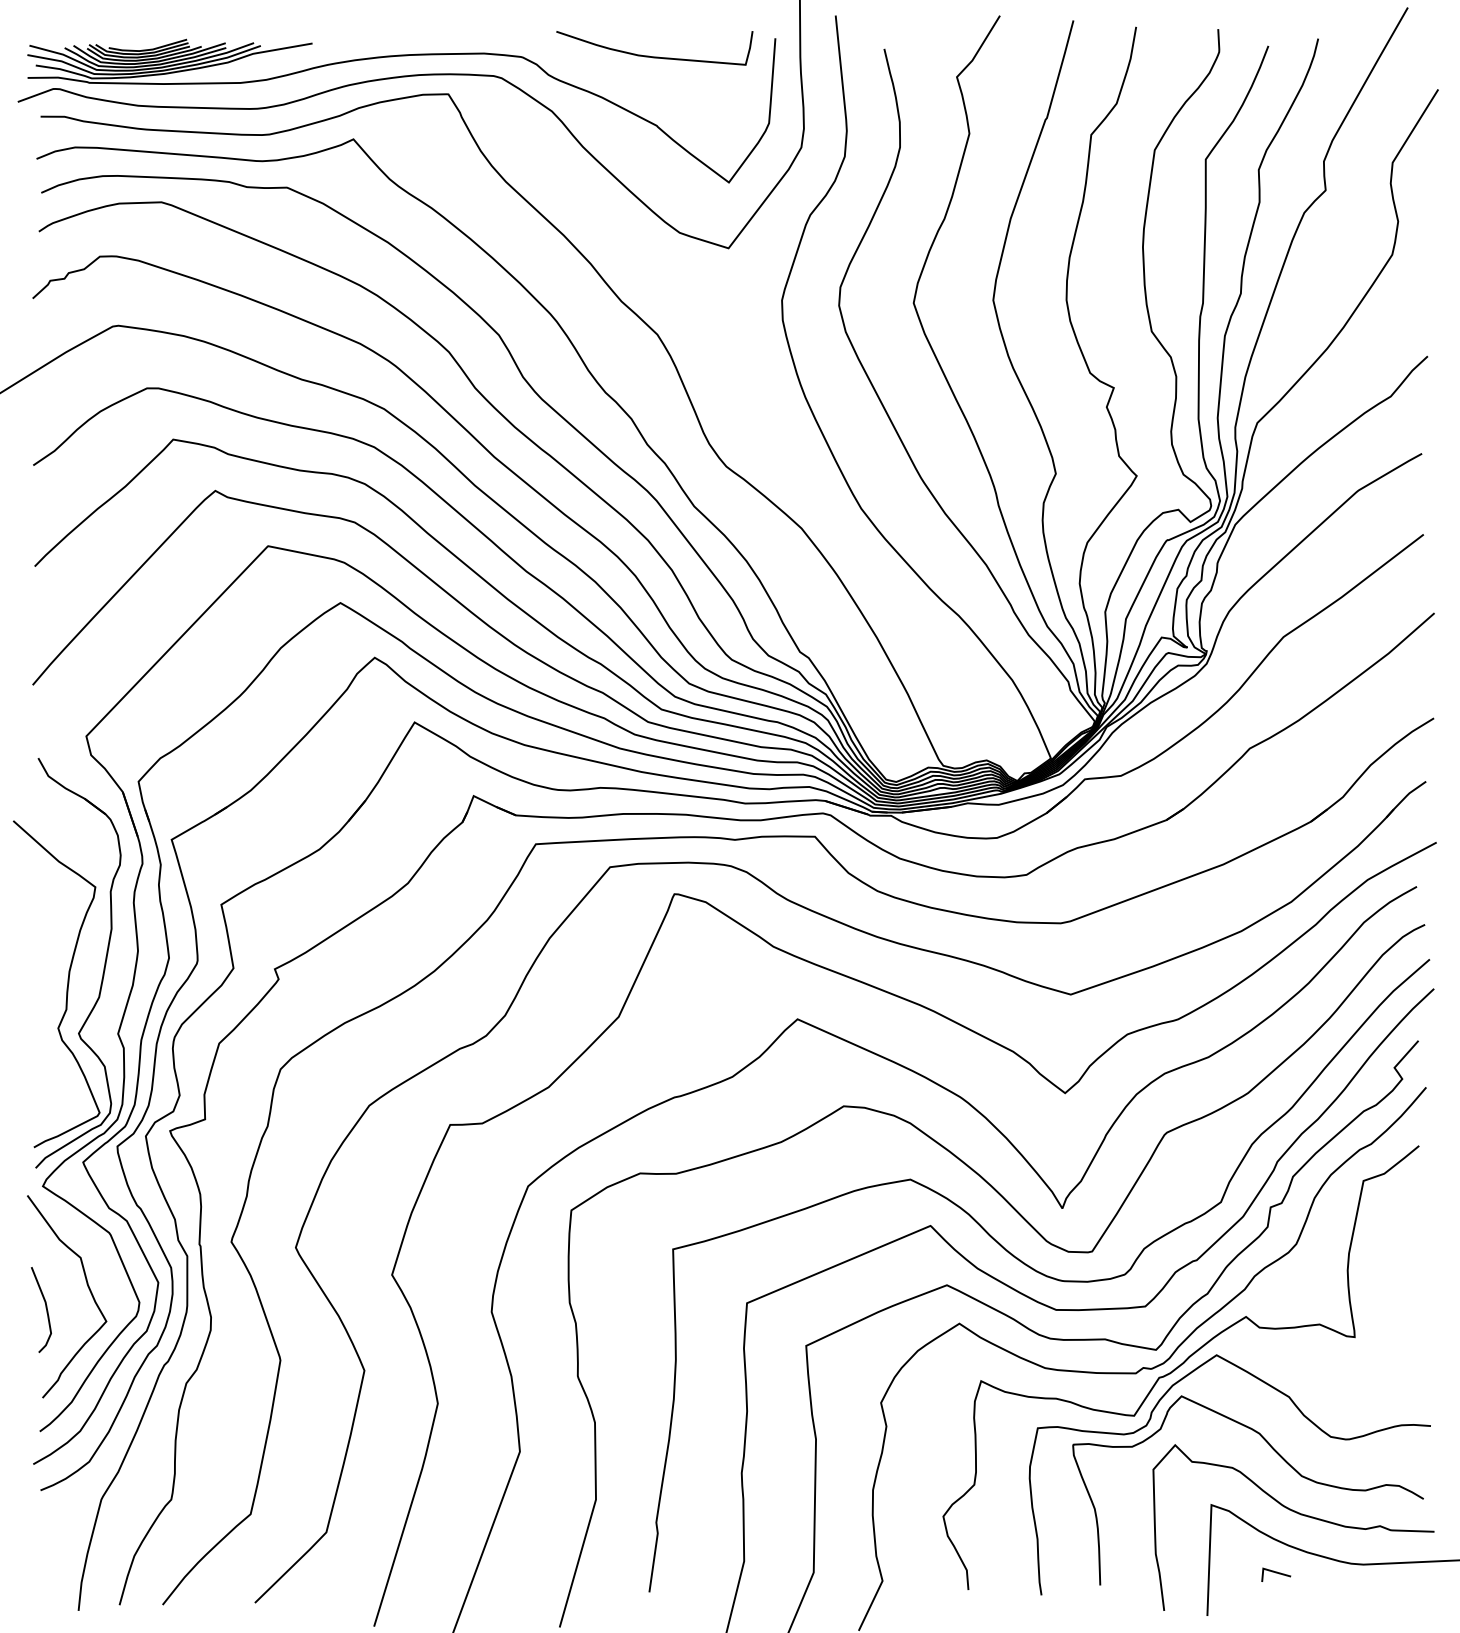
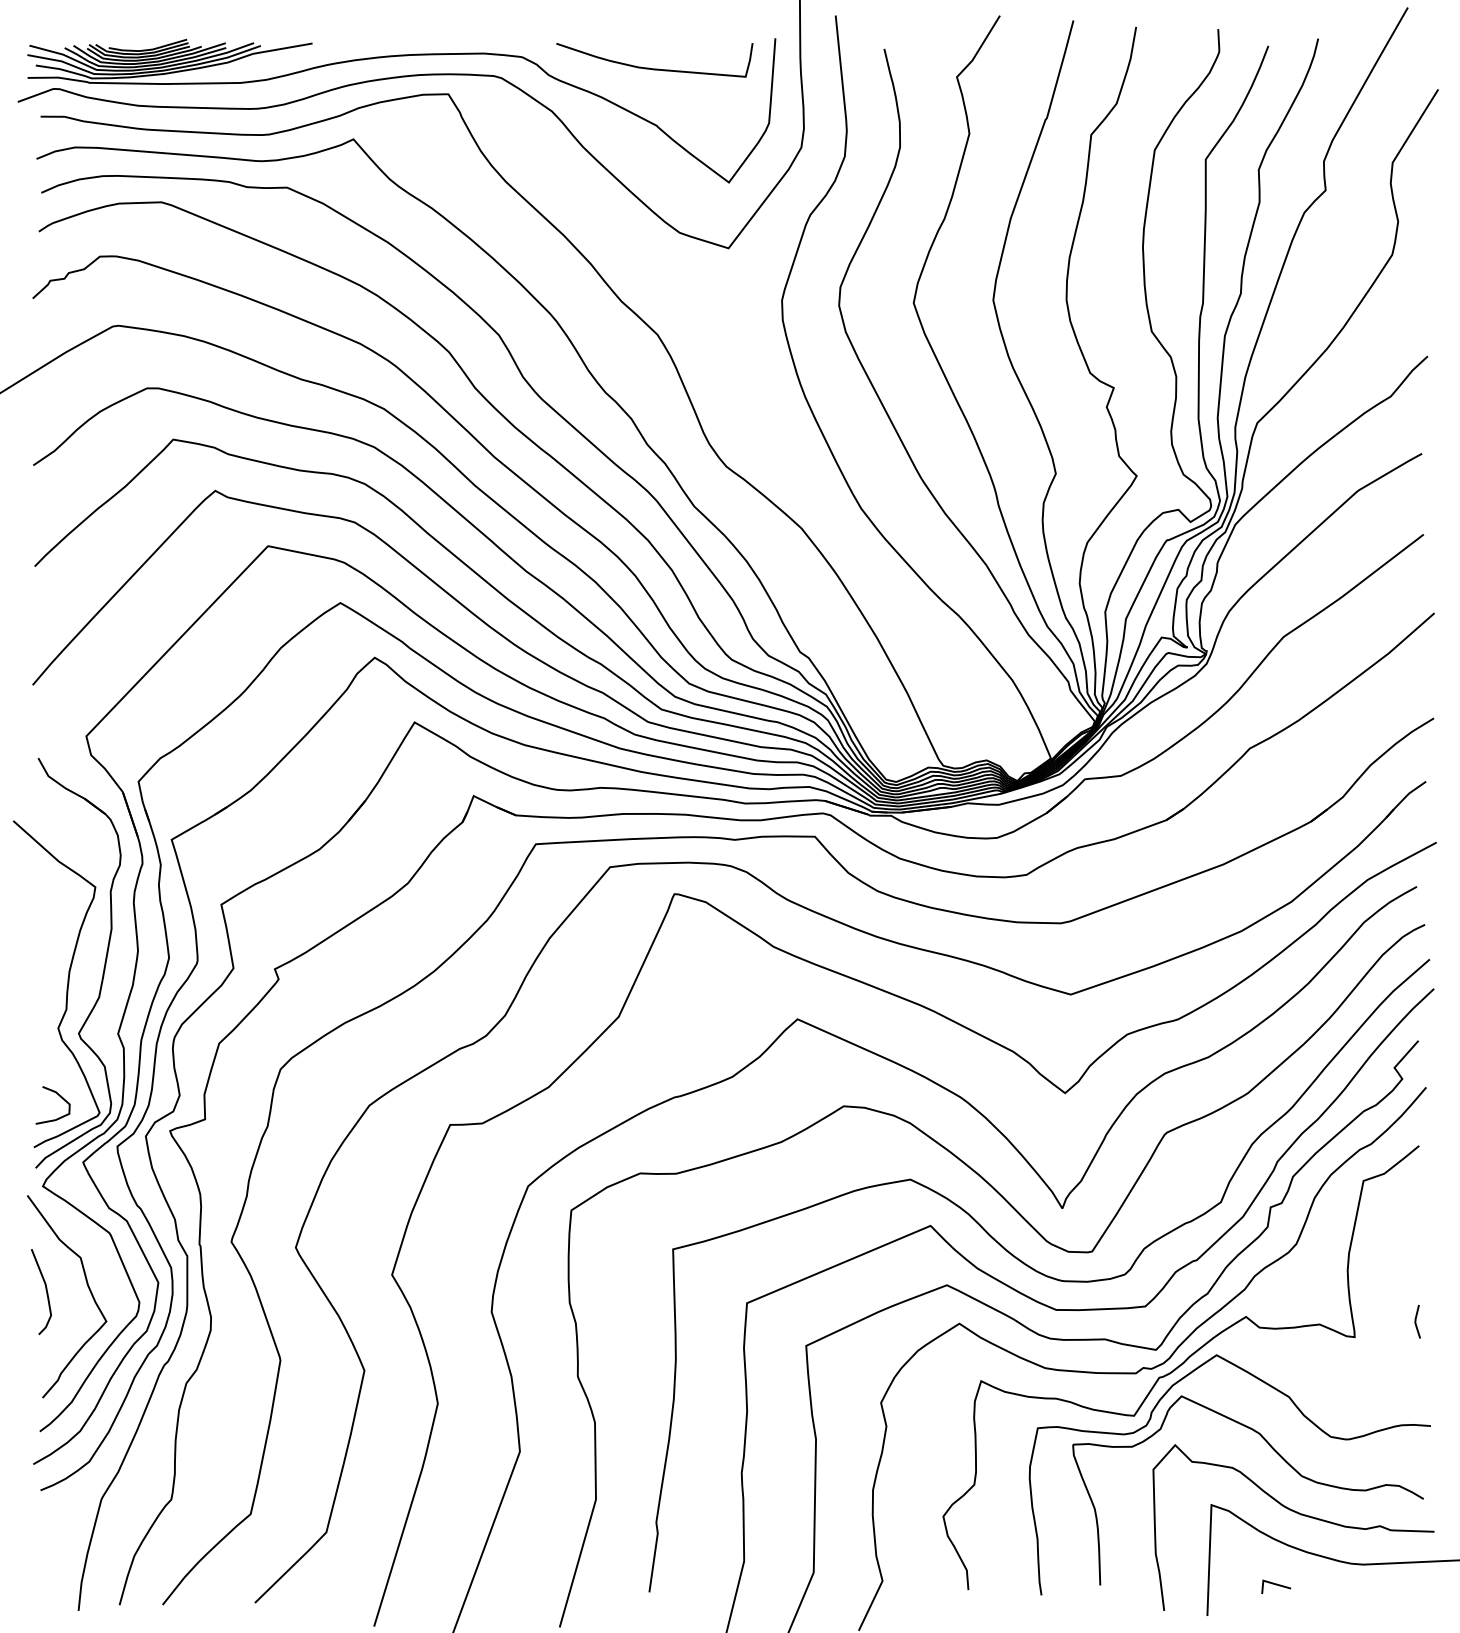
curve position: (654, 56) -> (654, 68) (654, 68)
curve: none -> present (60, 1097)
curve position: (45, 1308) -> (45, 1290) (45, 1290)
line: none -> present (1416, 1321)
line position: (1276, 1573) -> (1276, 1585) (1276, 1585)
